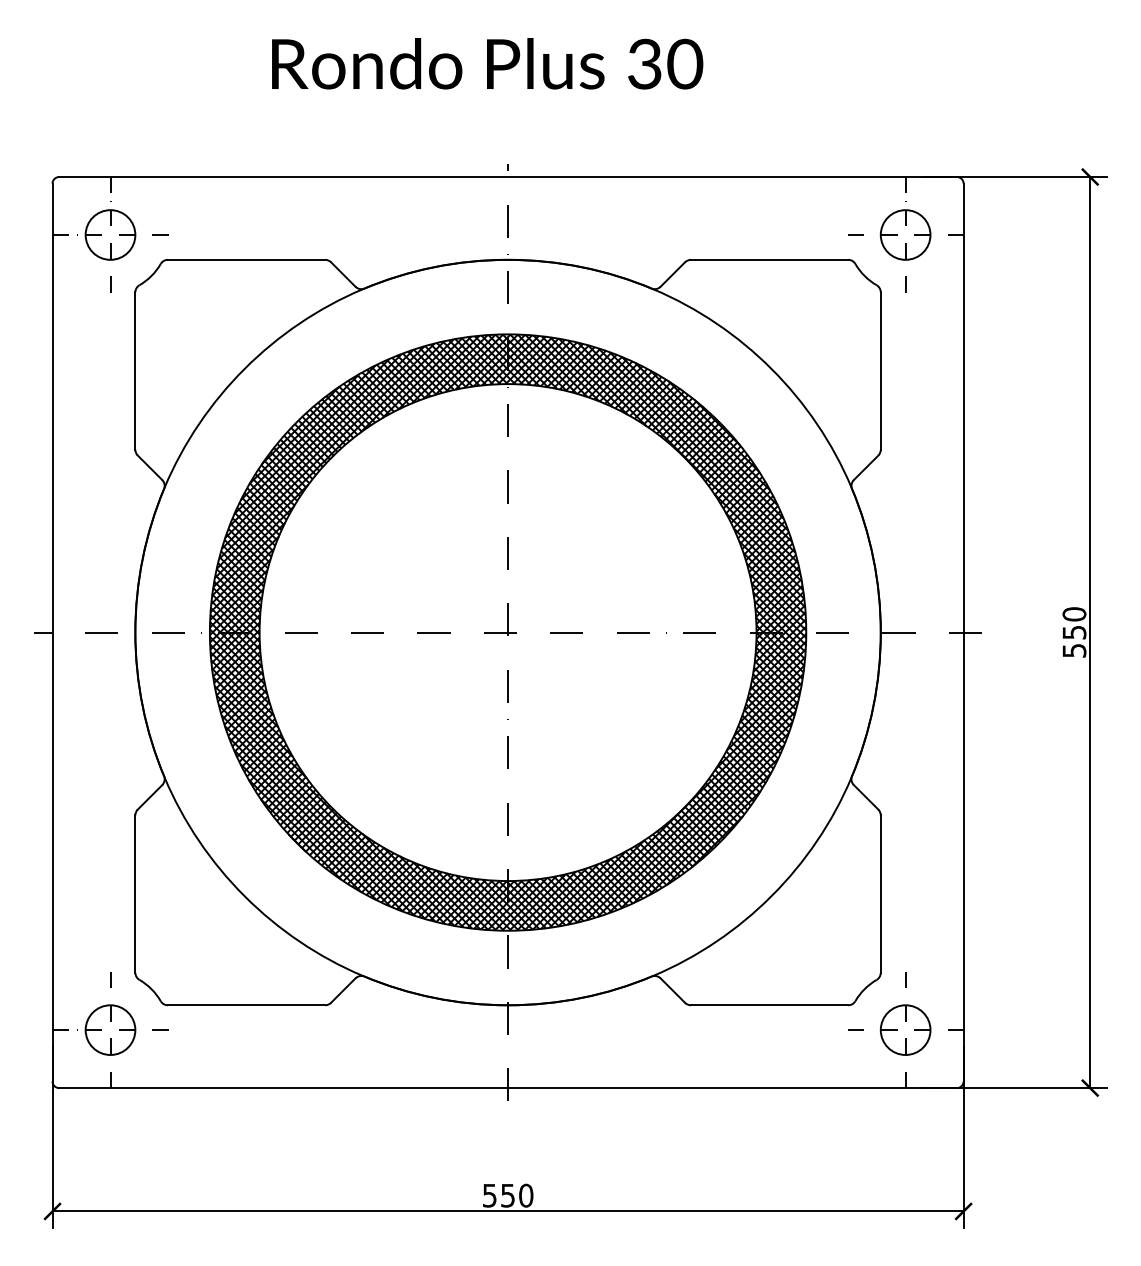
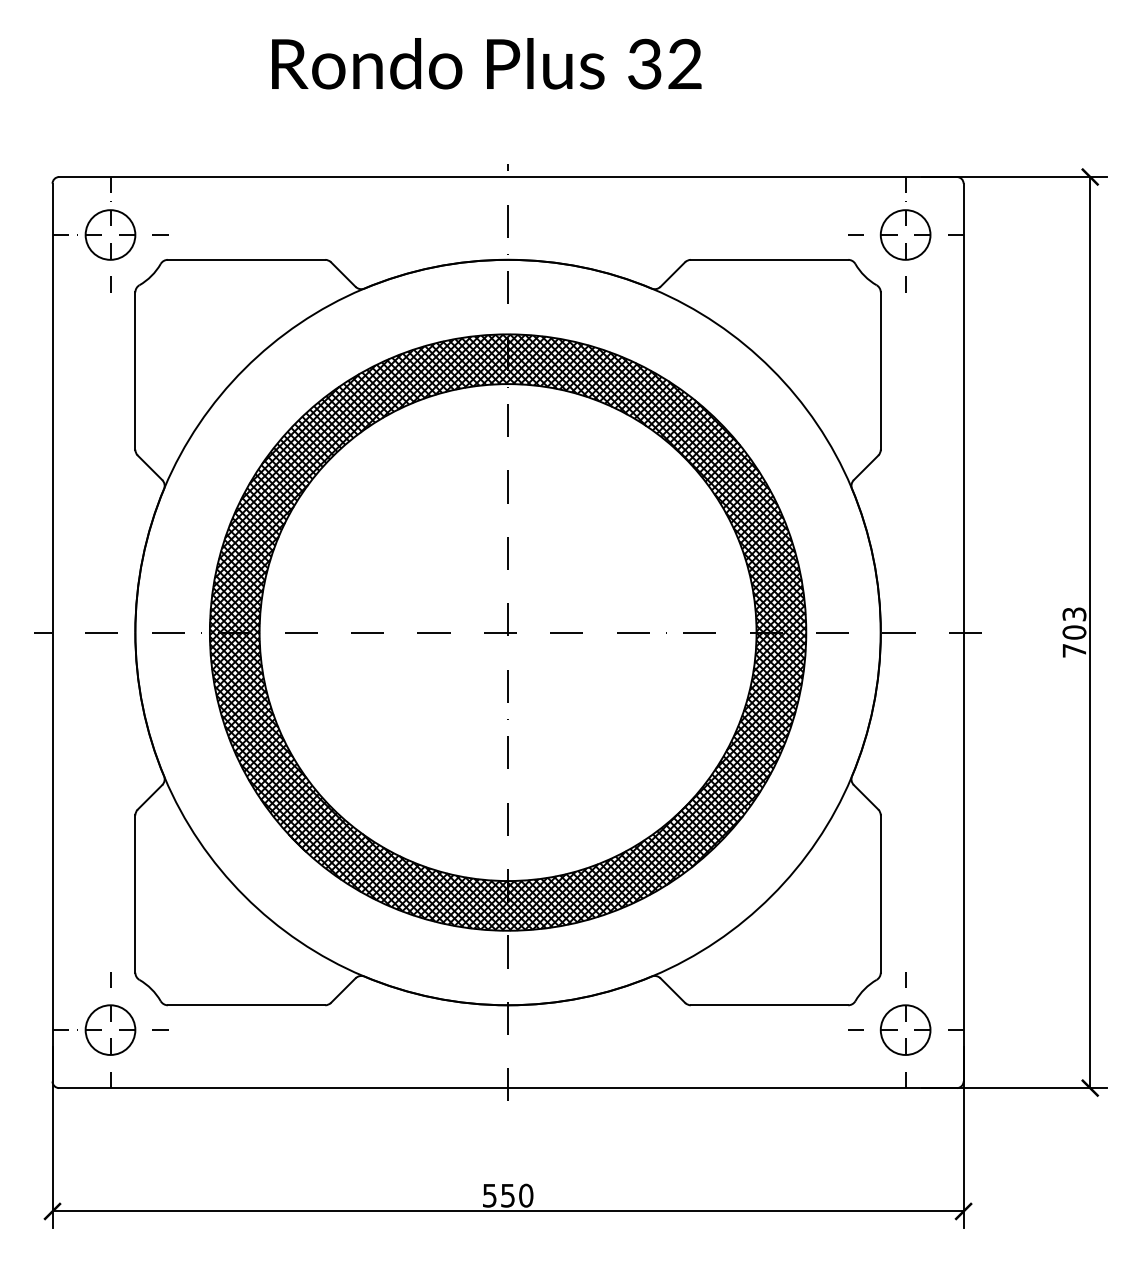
text: 30 -> 32 (685, 64)
text: 550 -> 703 (1074, 632)
